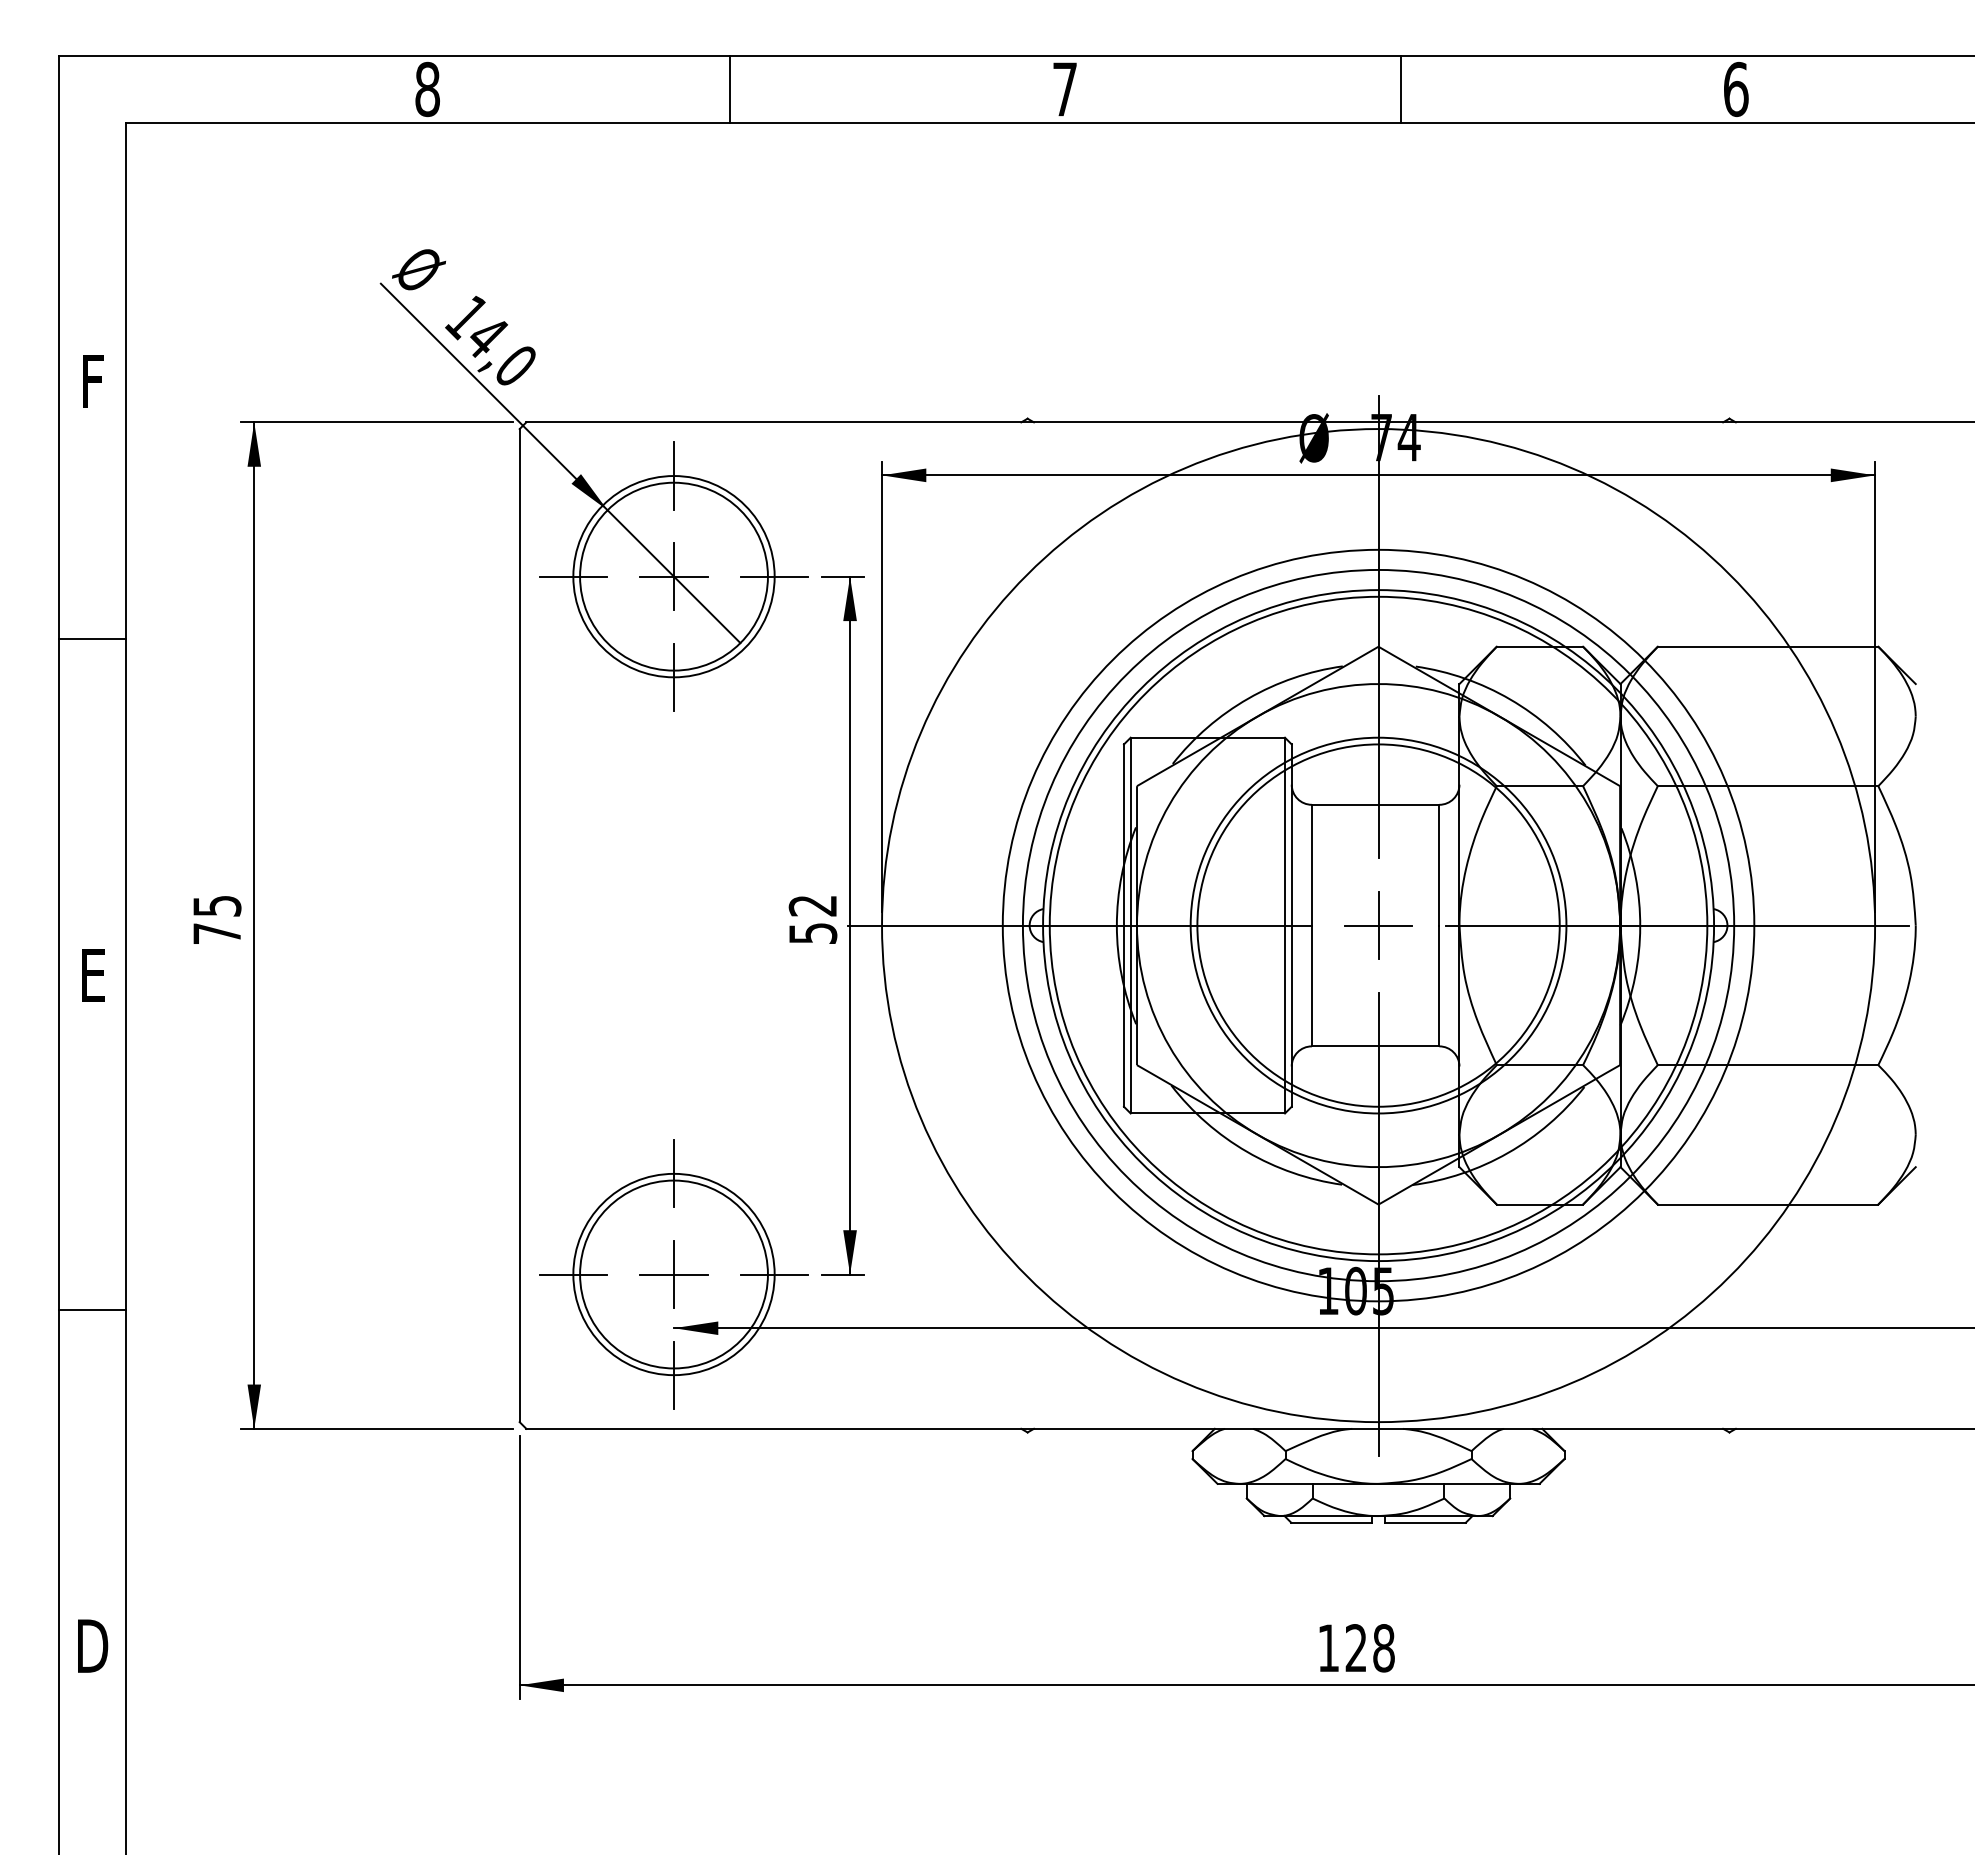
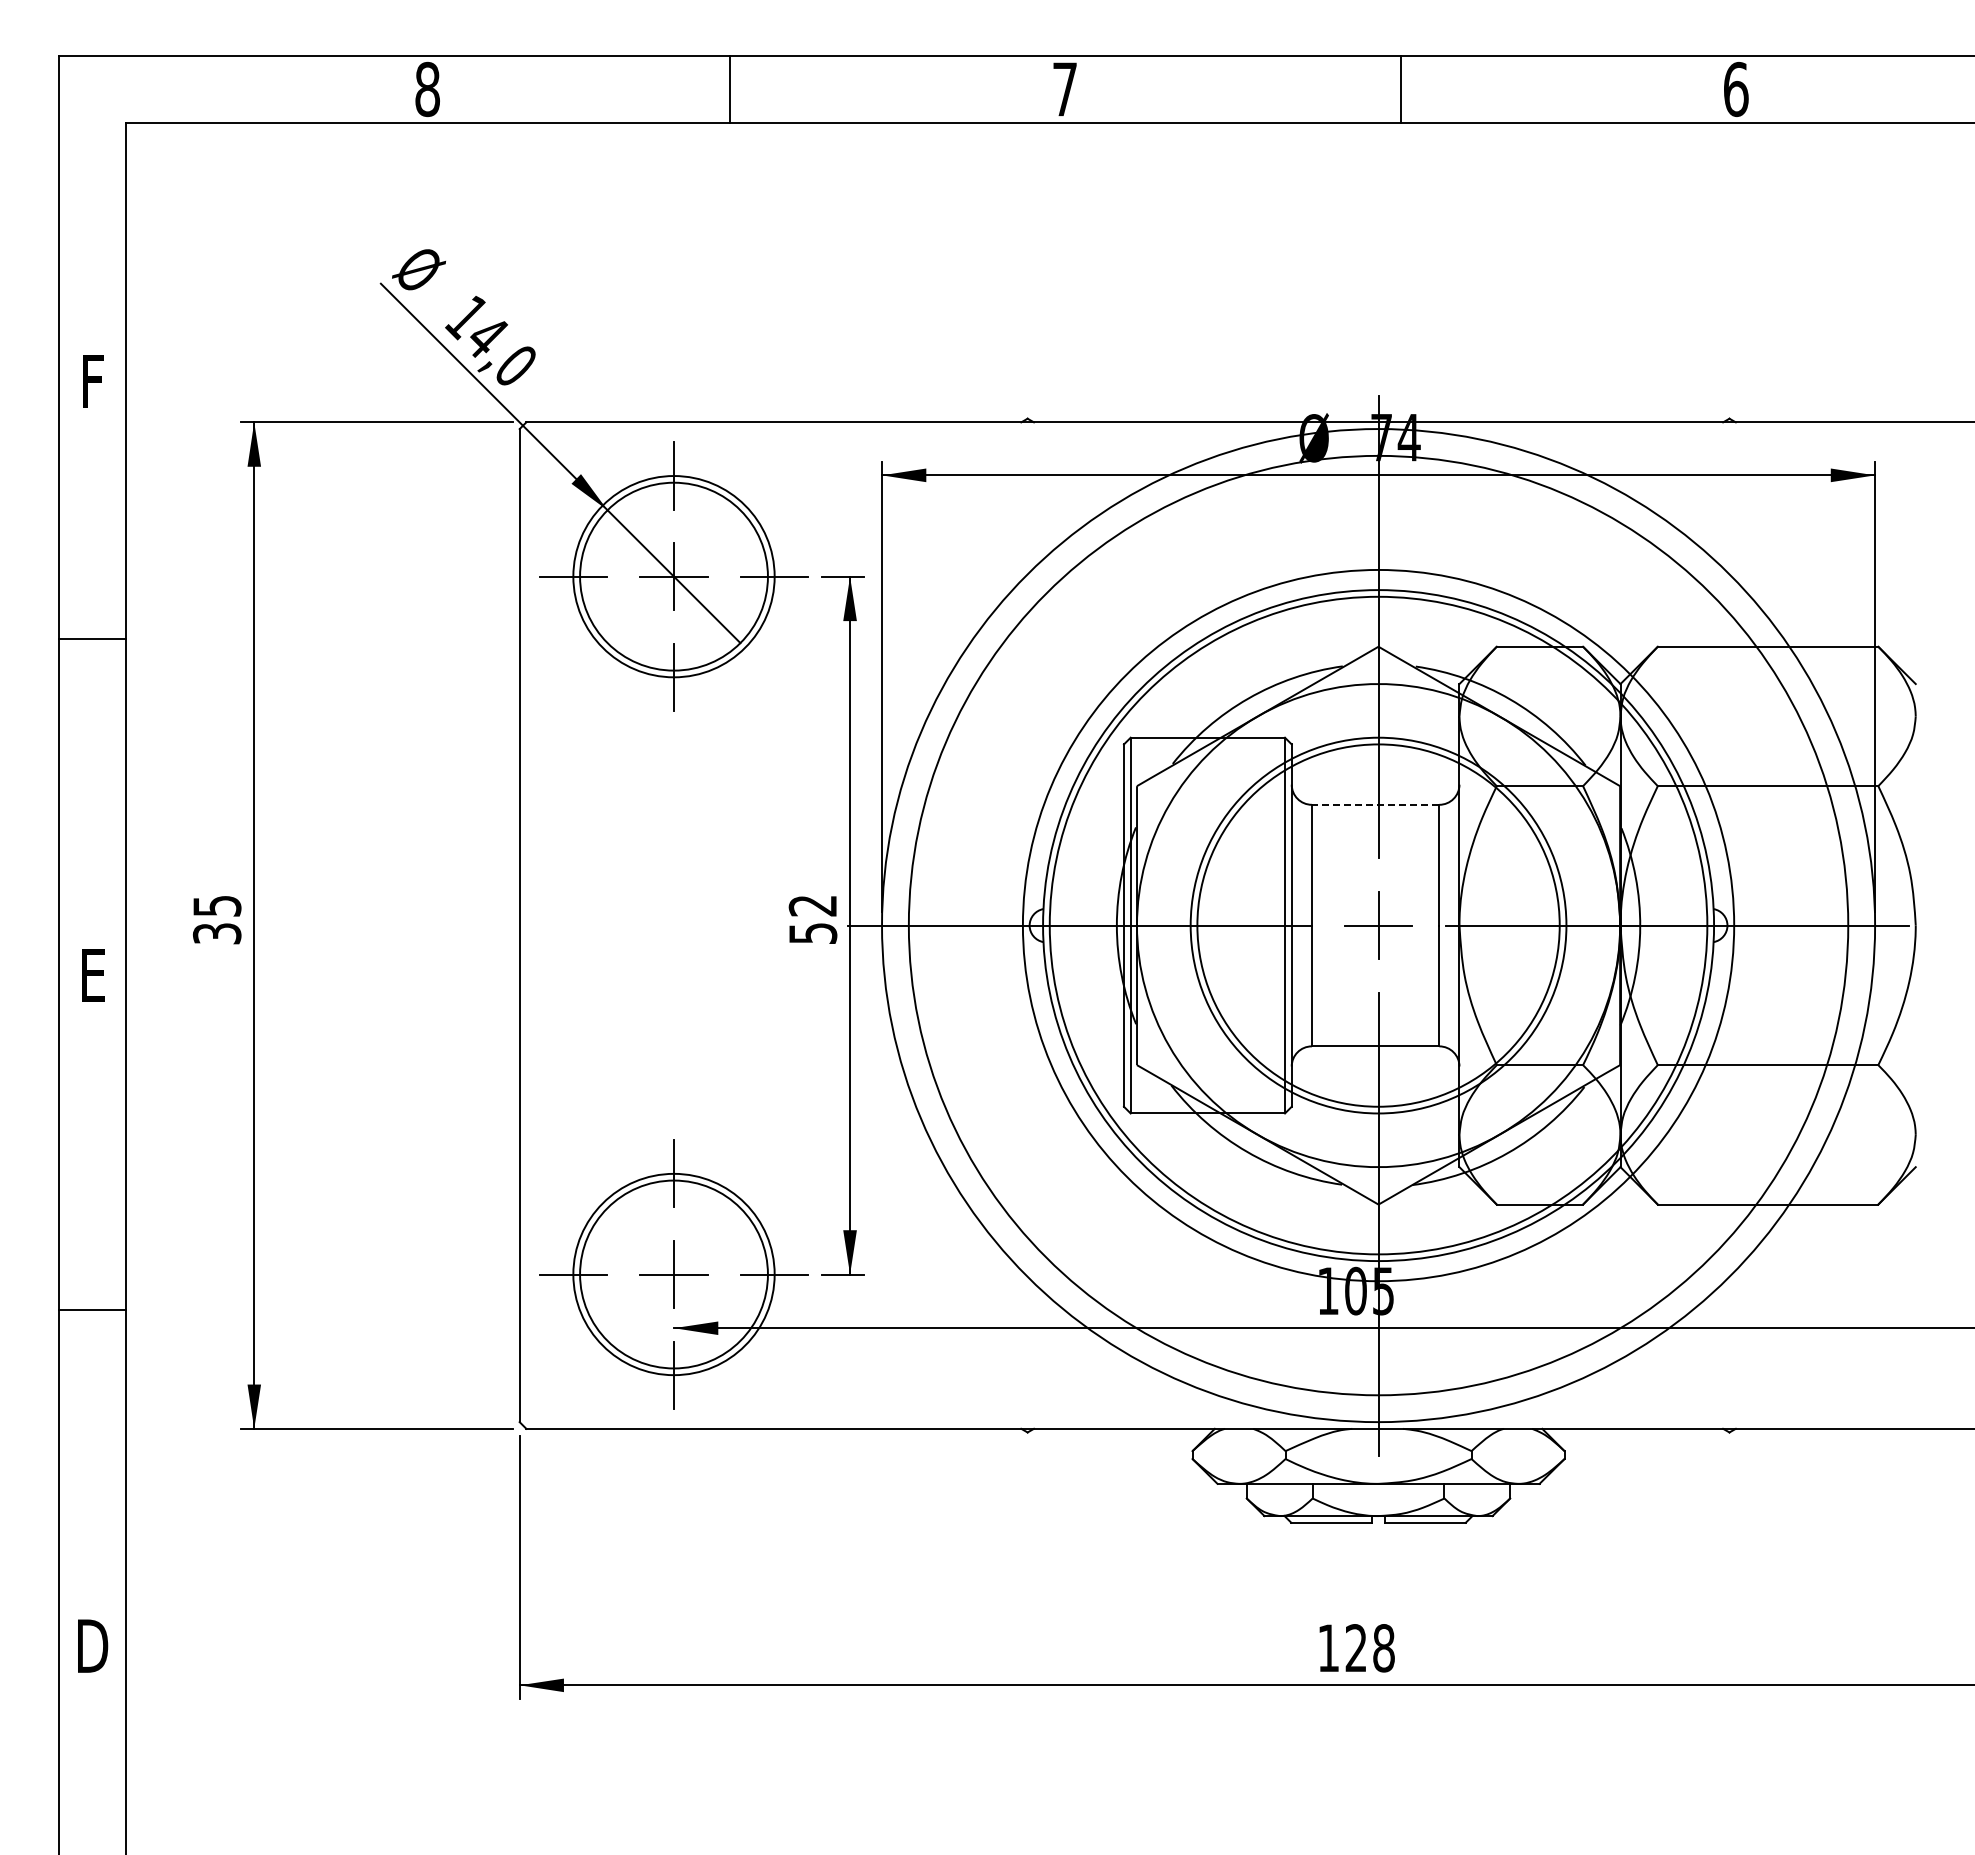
line: solid -> dashed (1375, 804)
circle diameter: 752 px -> 939 px (1378, 925)
text: 75 -> 35 (216, 933)
